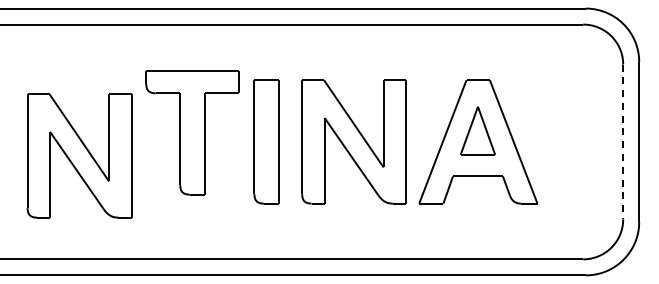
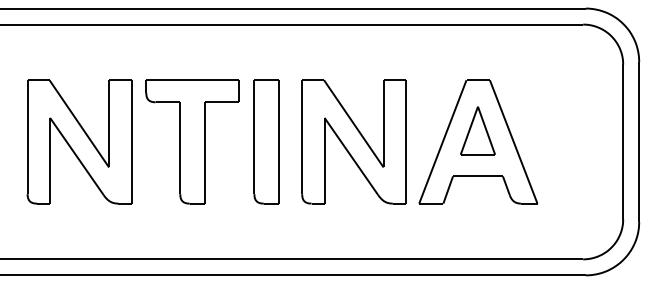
part position: (192, 132) -> (192, 141) (192, 141)
line: dashed -> solid (623, 142)
part position: (79, 155) -> (79, 141) (79, 141)
